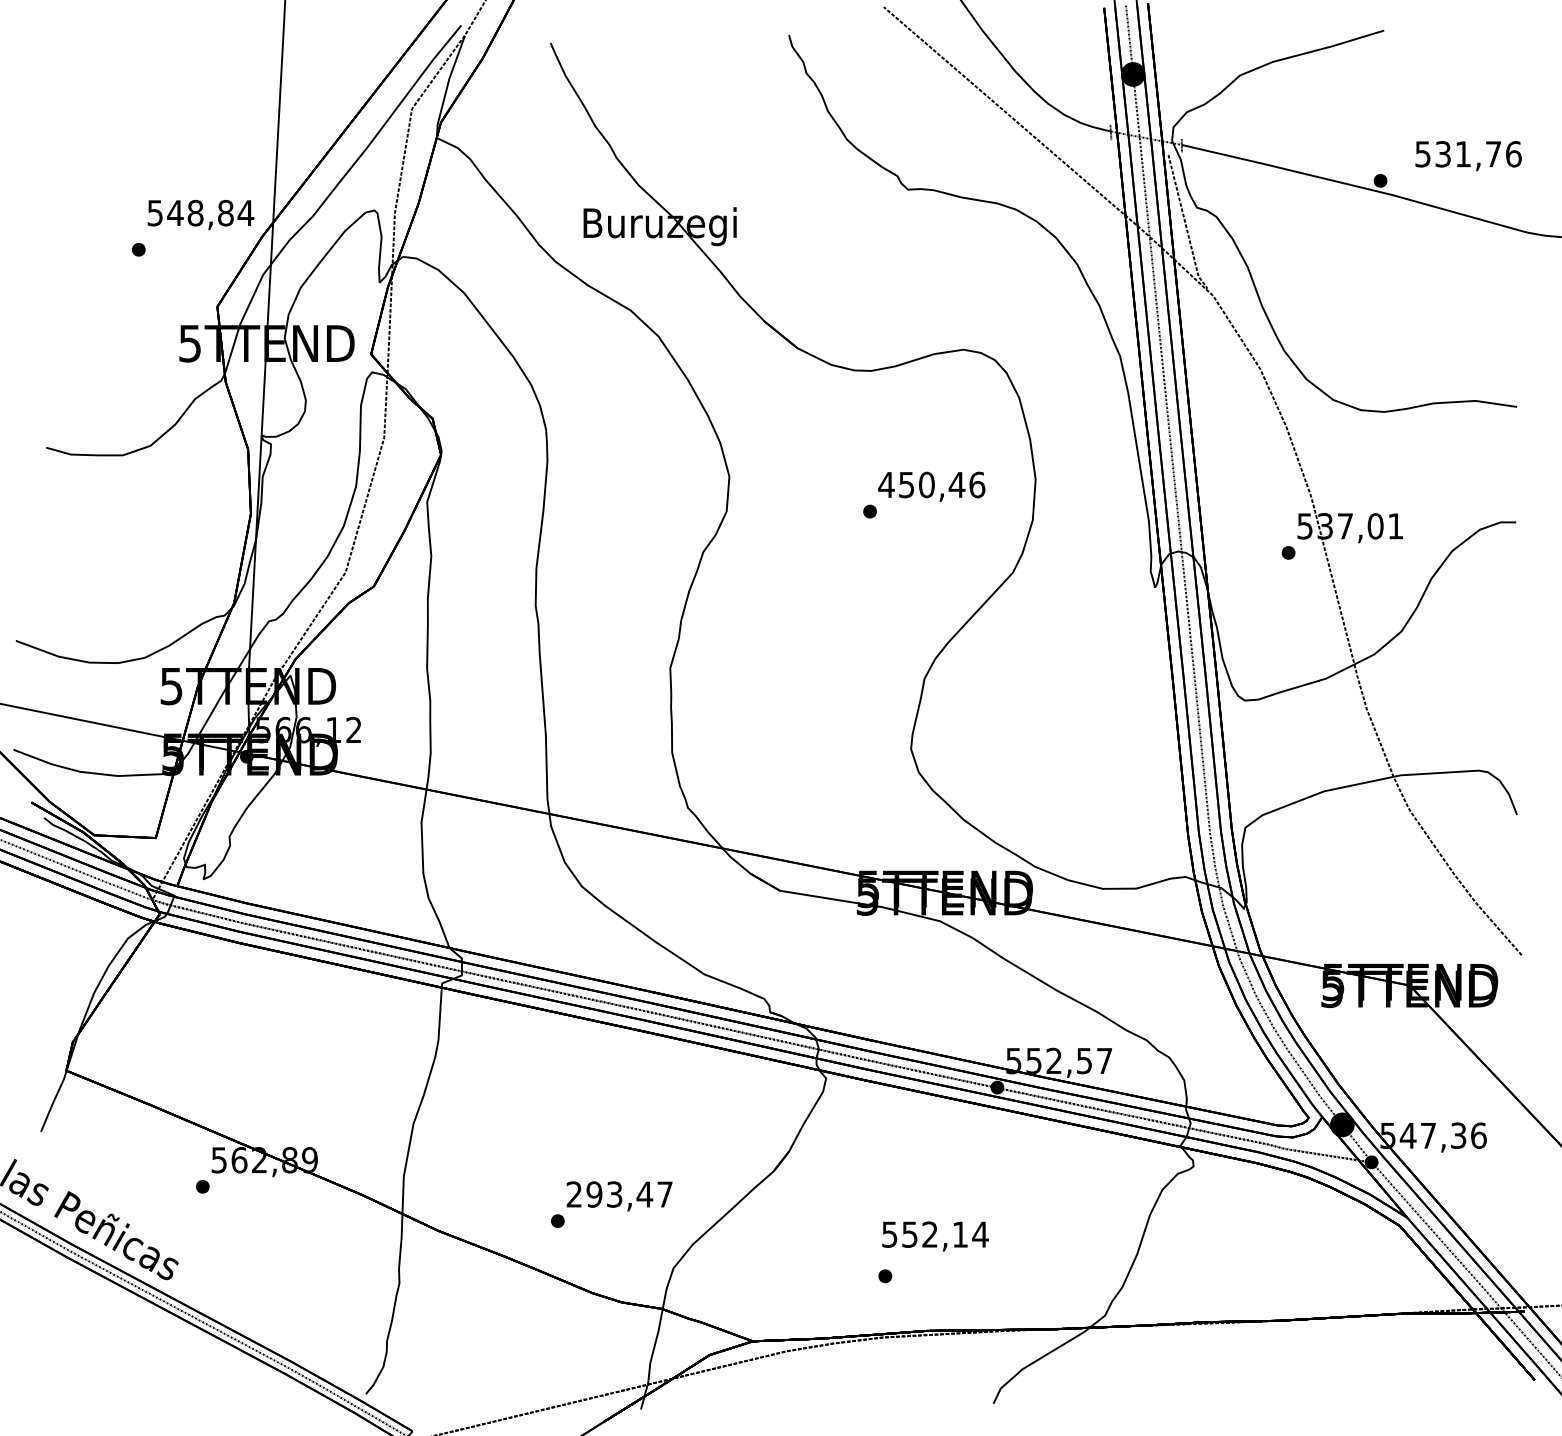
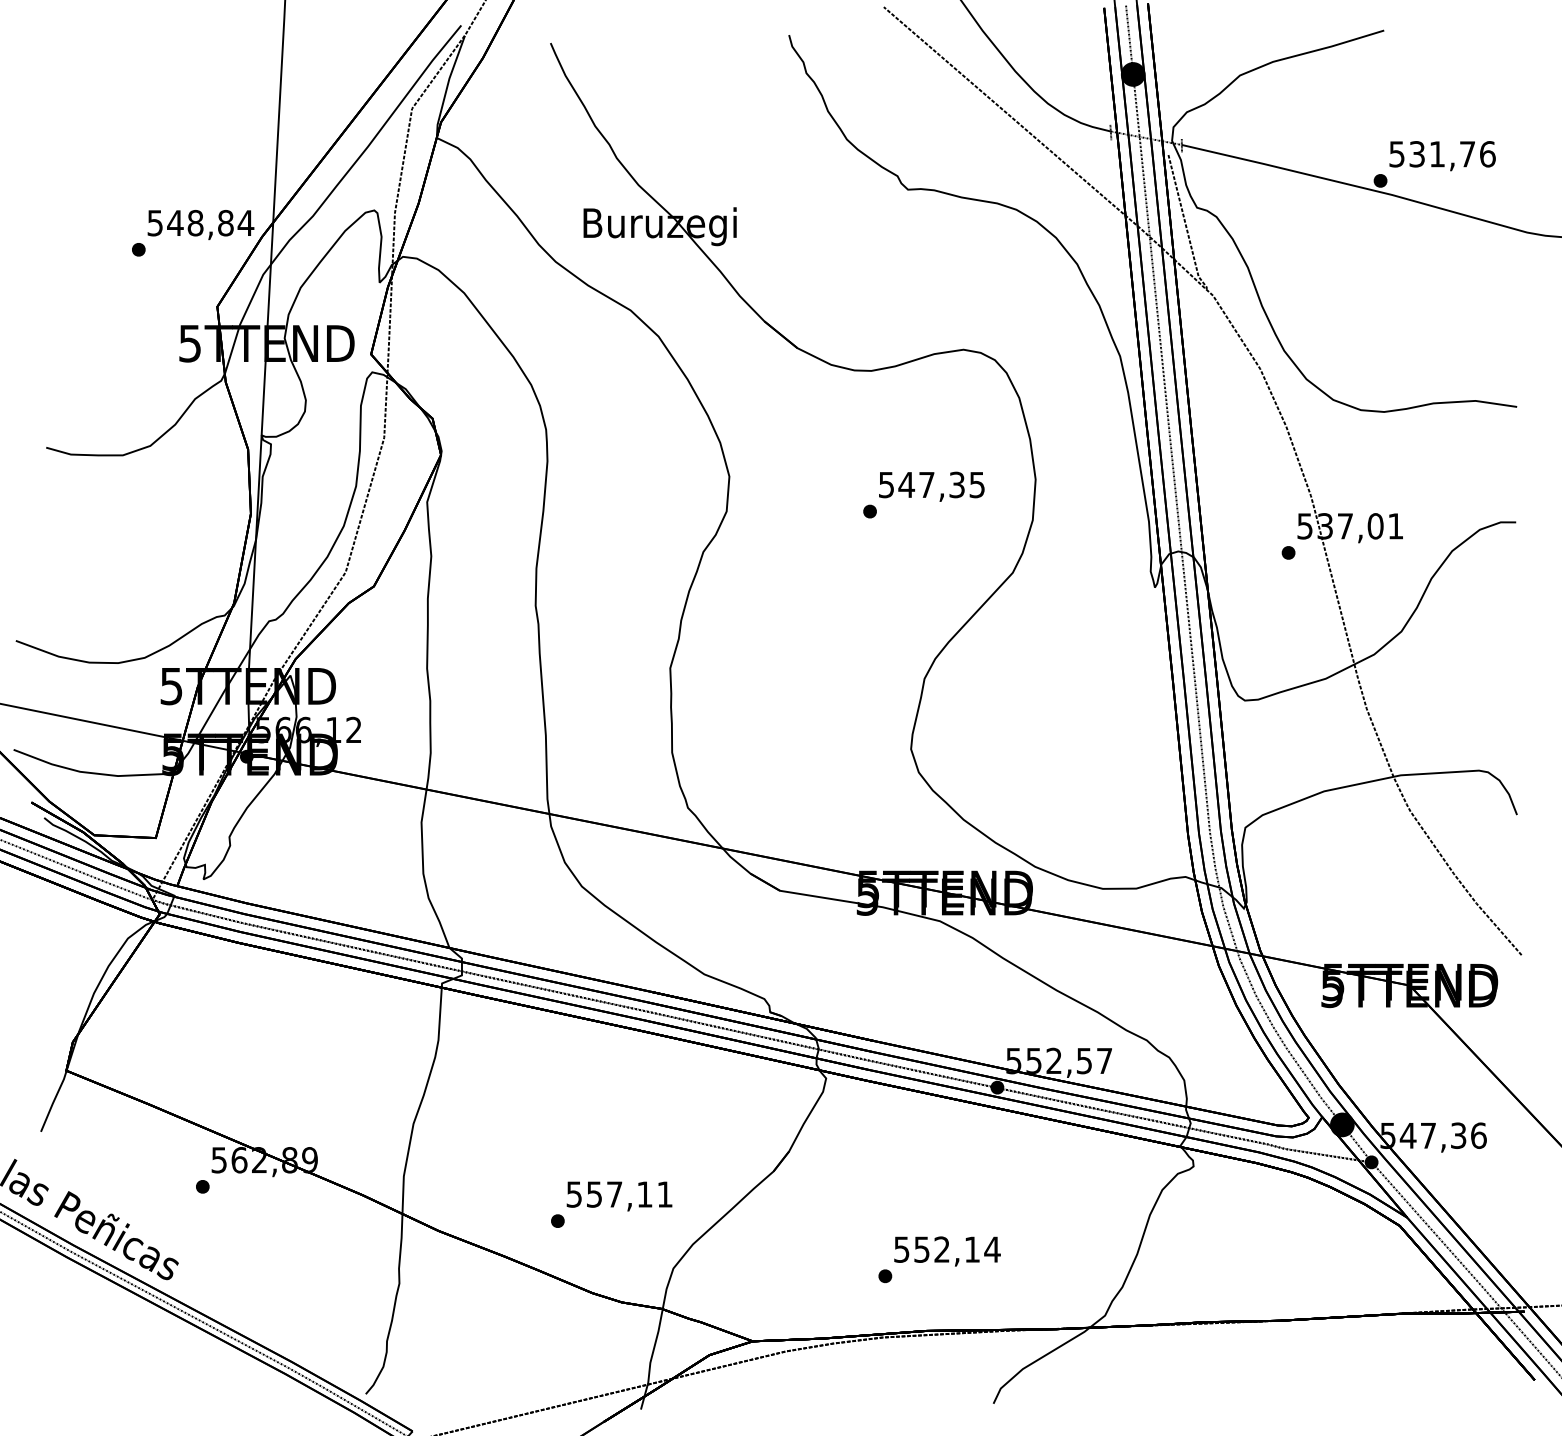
text position: (1468, 156) -> (1442, 156) (1442, 156)
text position: (200, 215) -> (200, 225) (200, 225)
text: 450,46 -> 547,35 (931, 484)
text: 293,47 -> 557,11 (619, 1194)
text position: (935, 1236) -> (947, 1251) (947, 1251)
